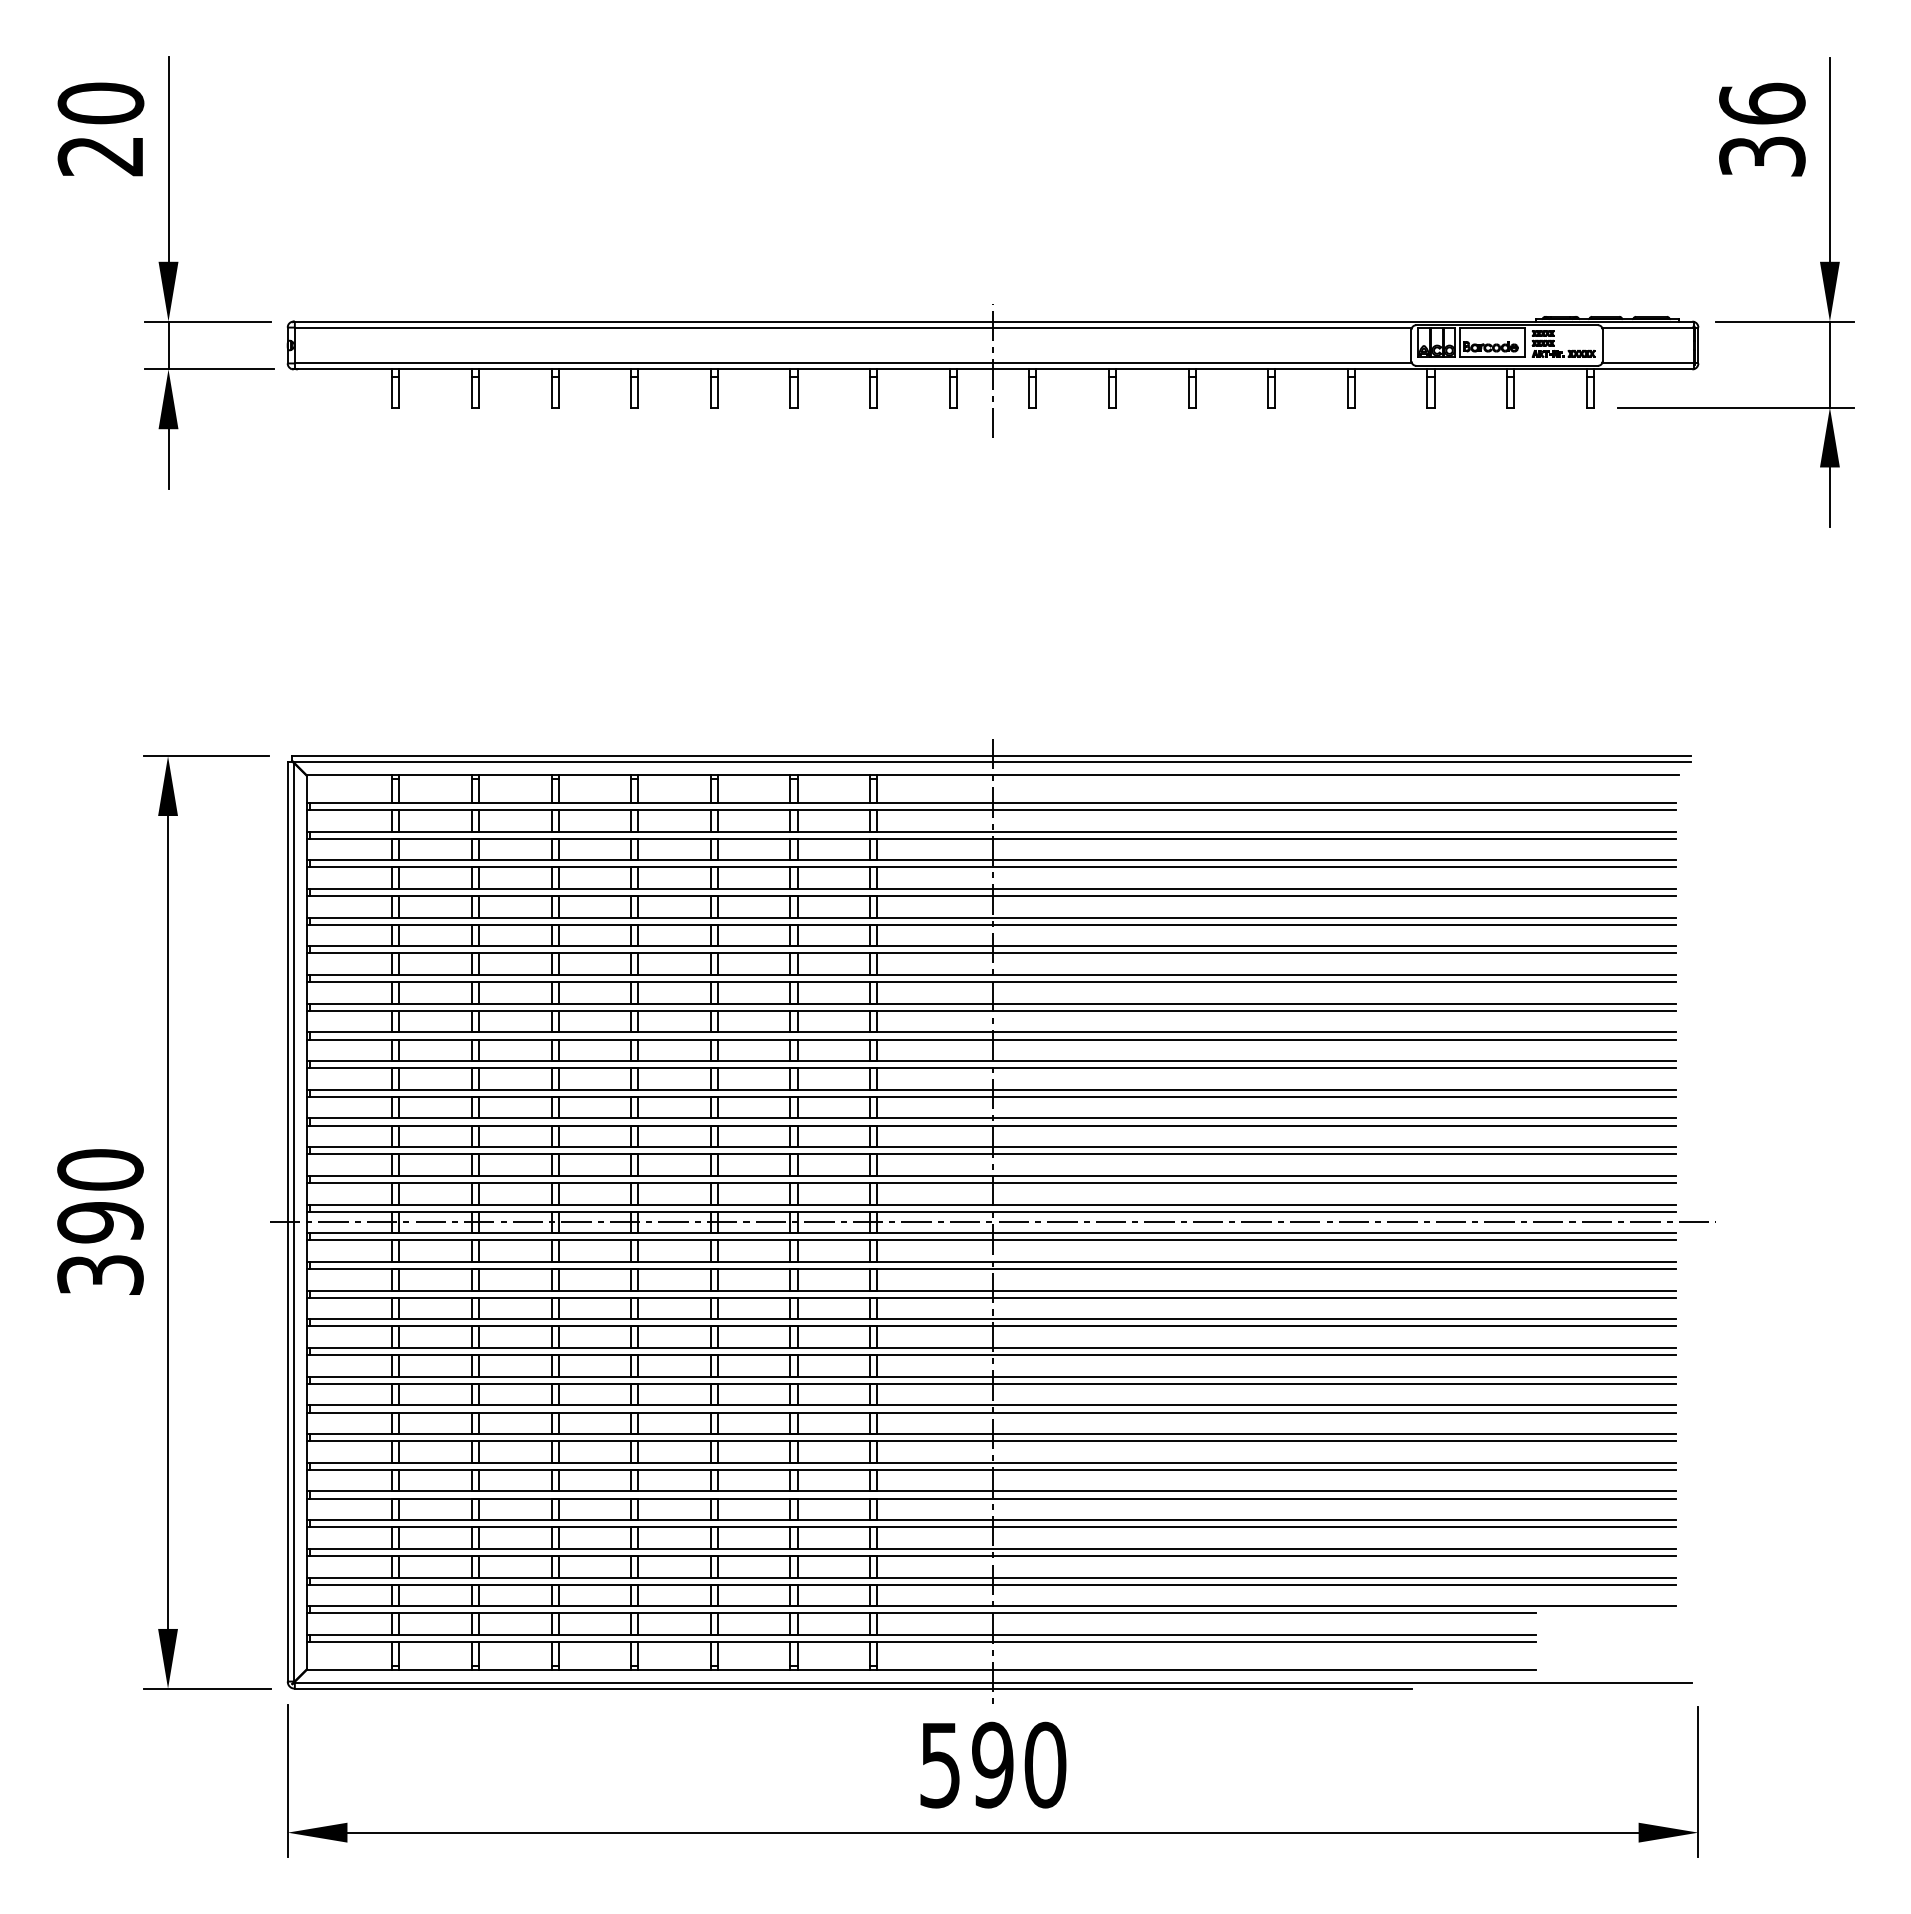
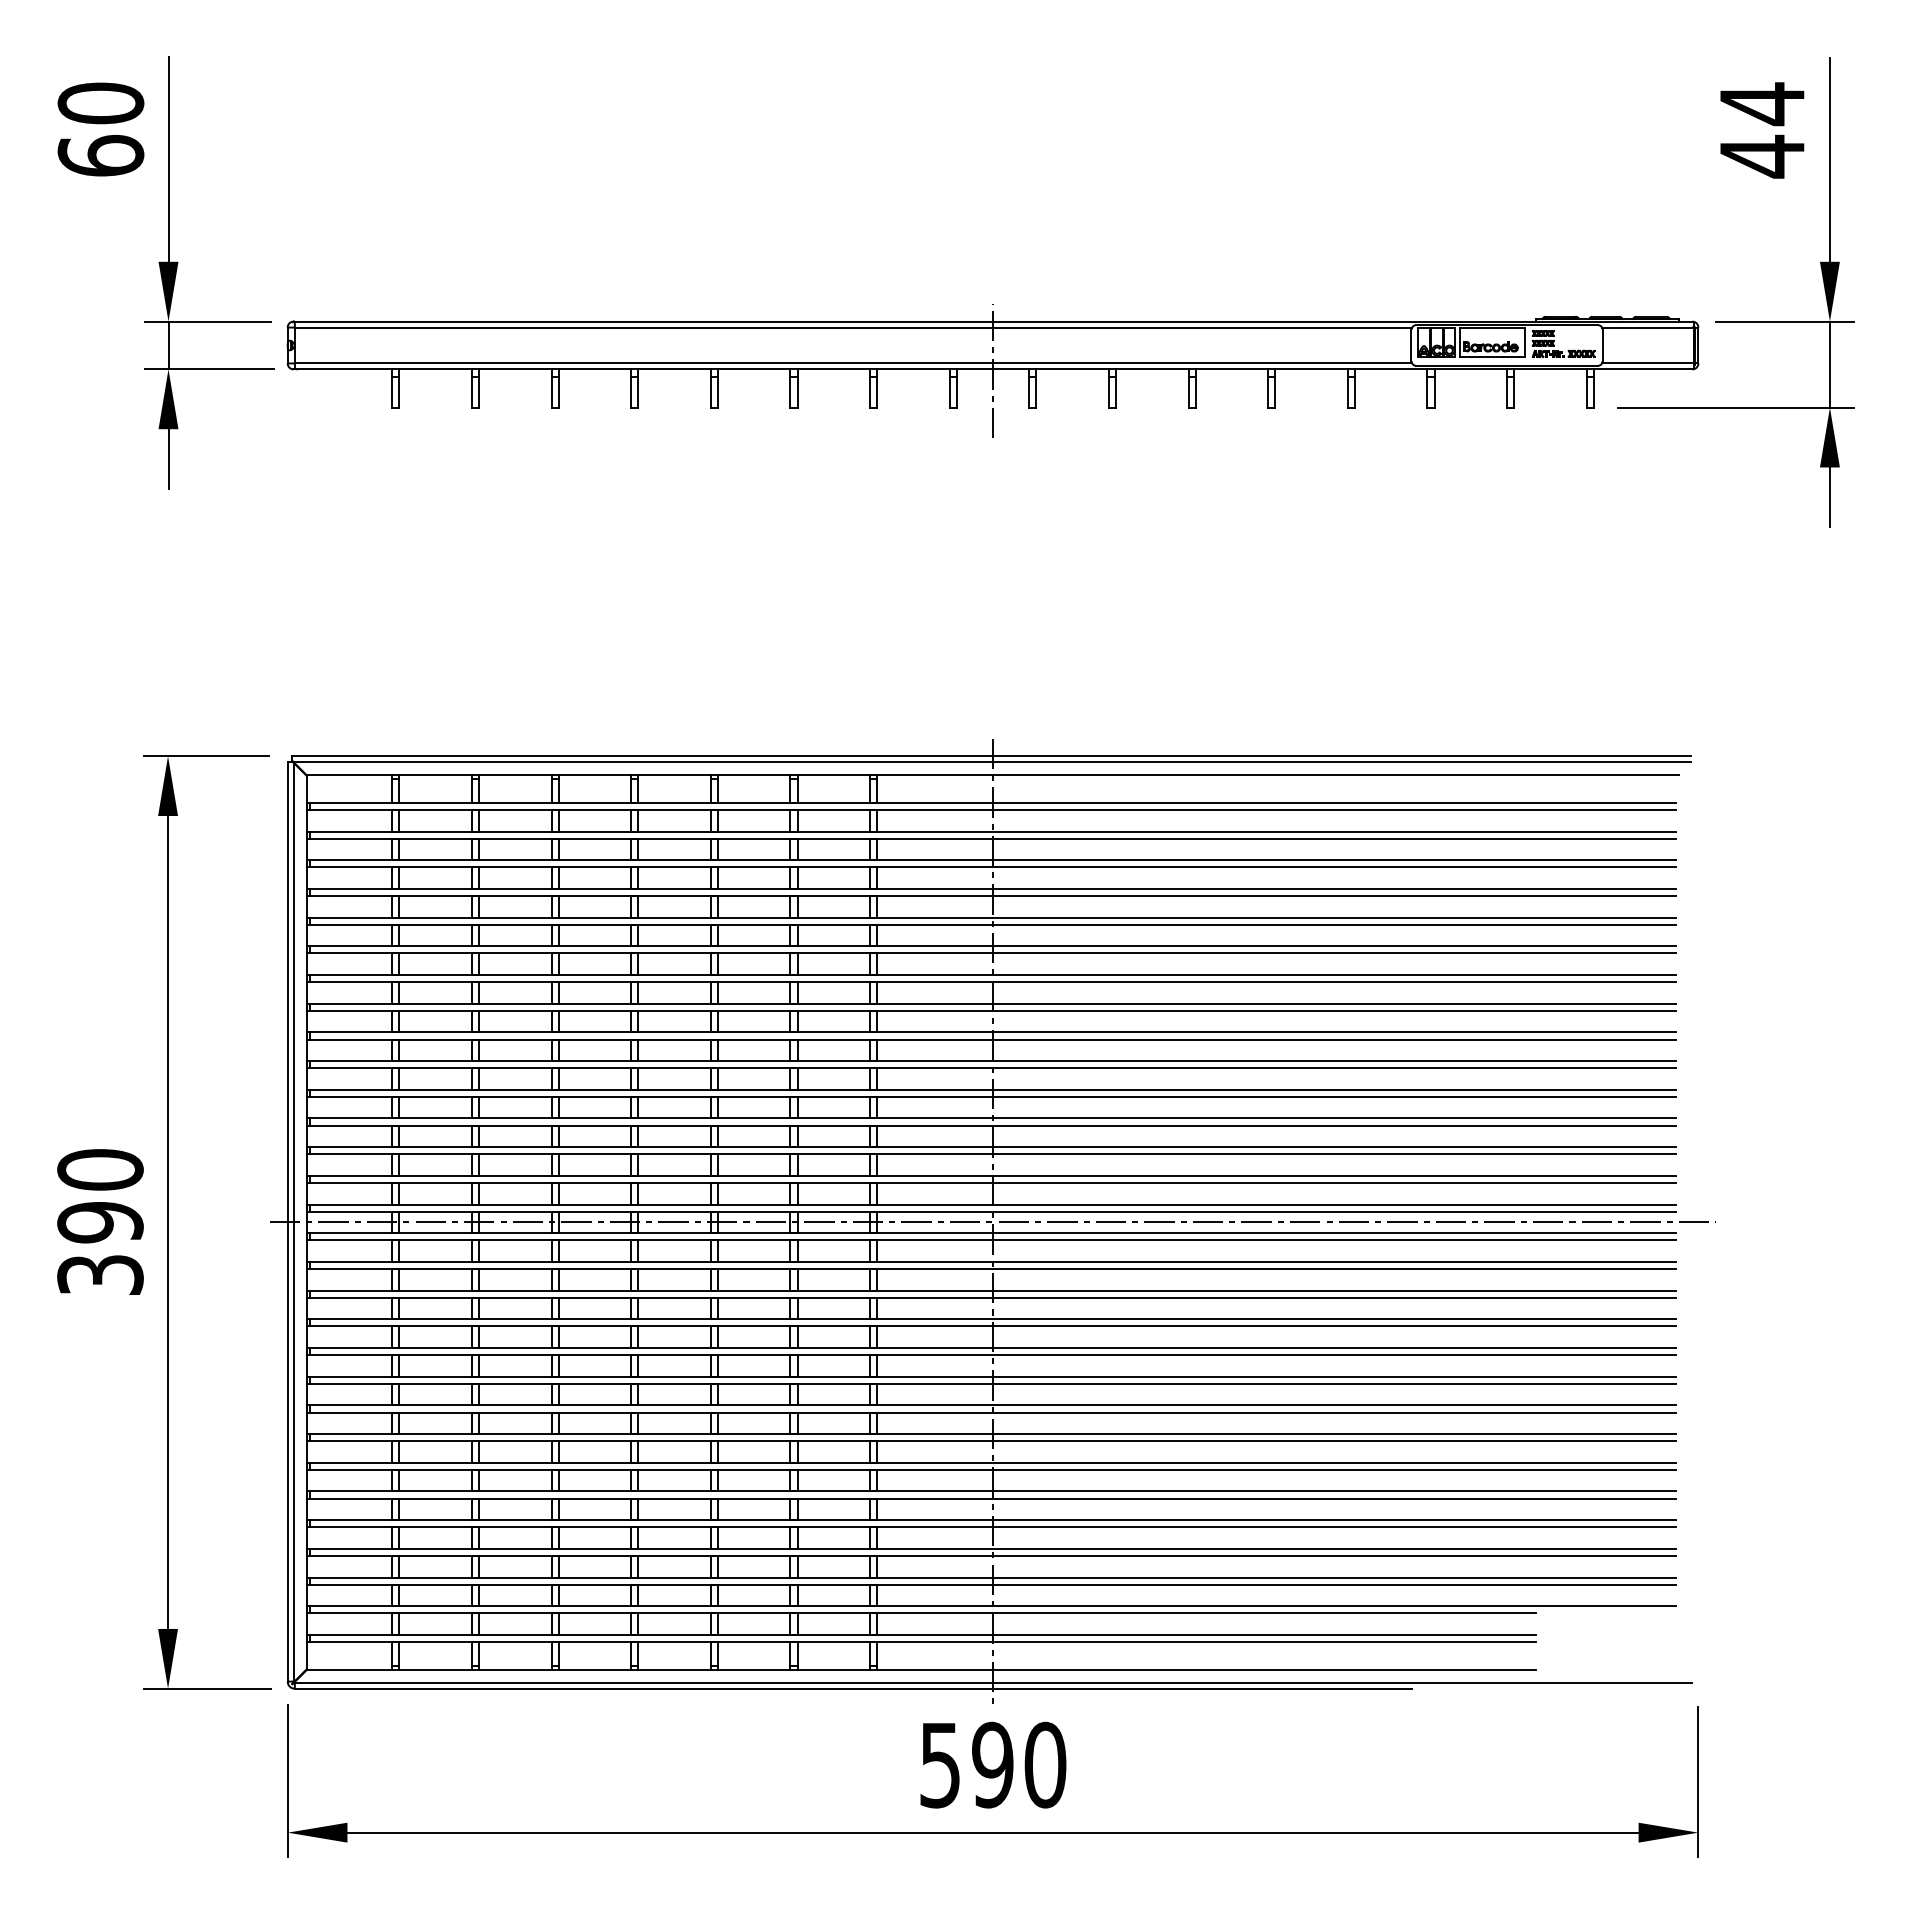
text: 36 -> 44 (1762, 130)
text: 20 -> 60 (100, 155)
